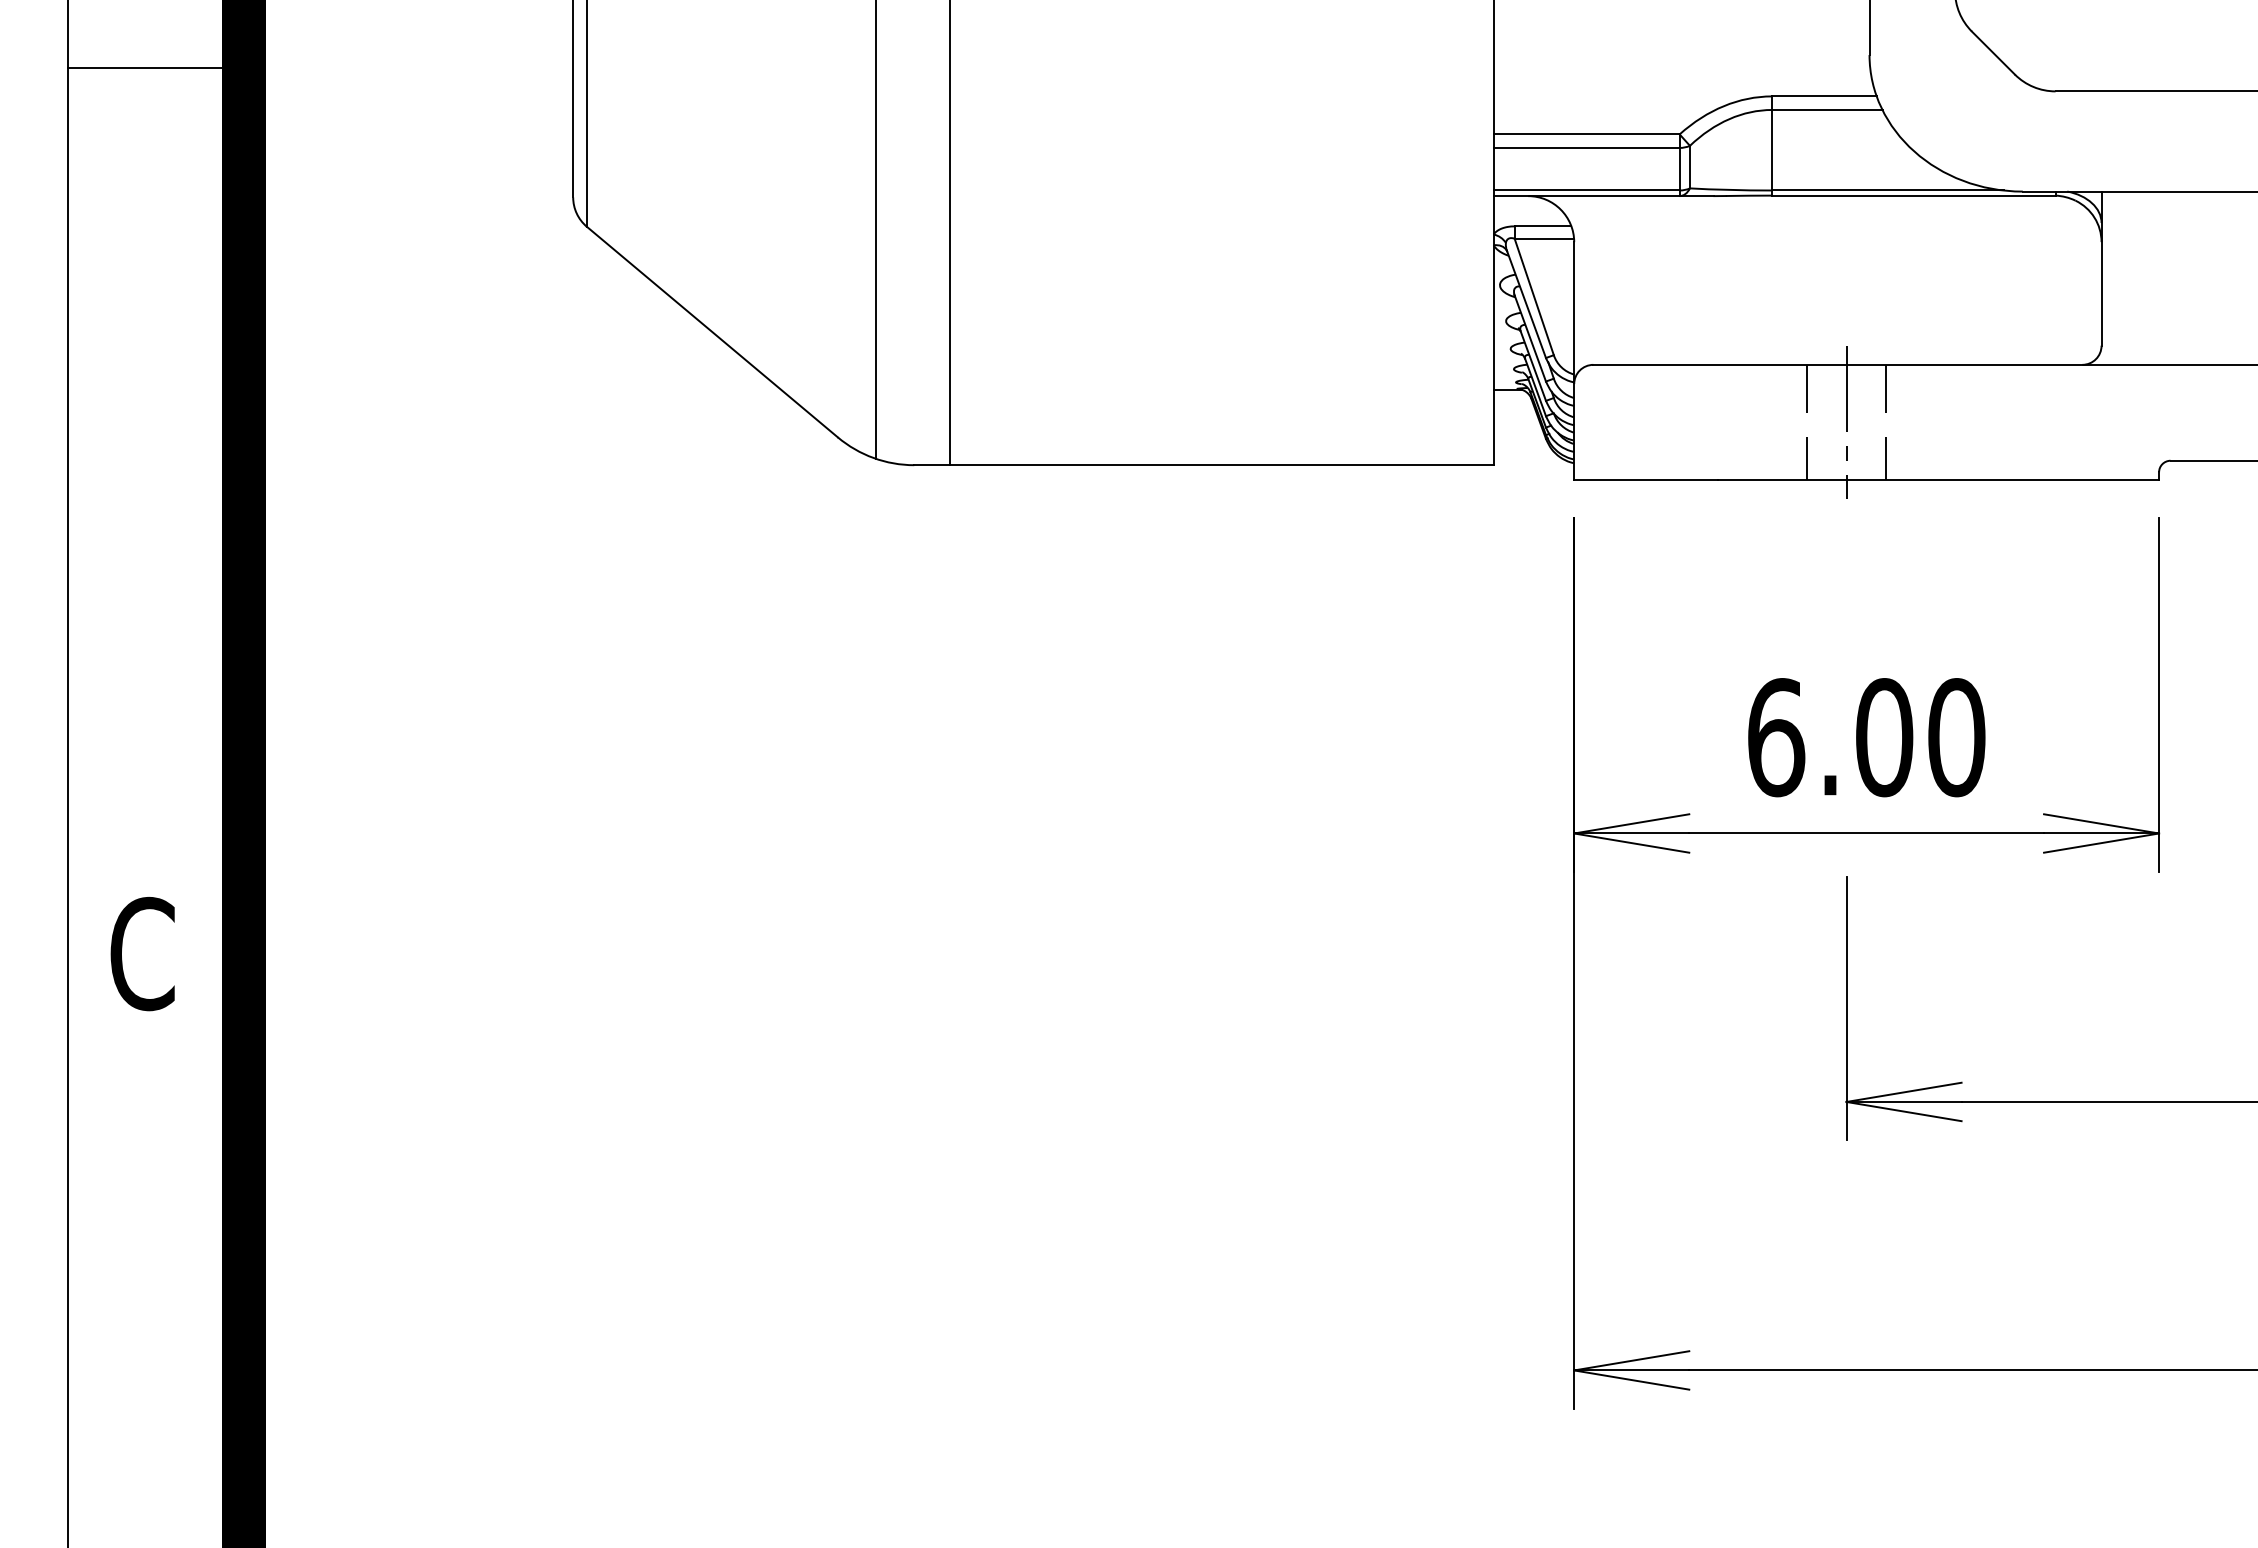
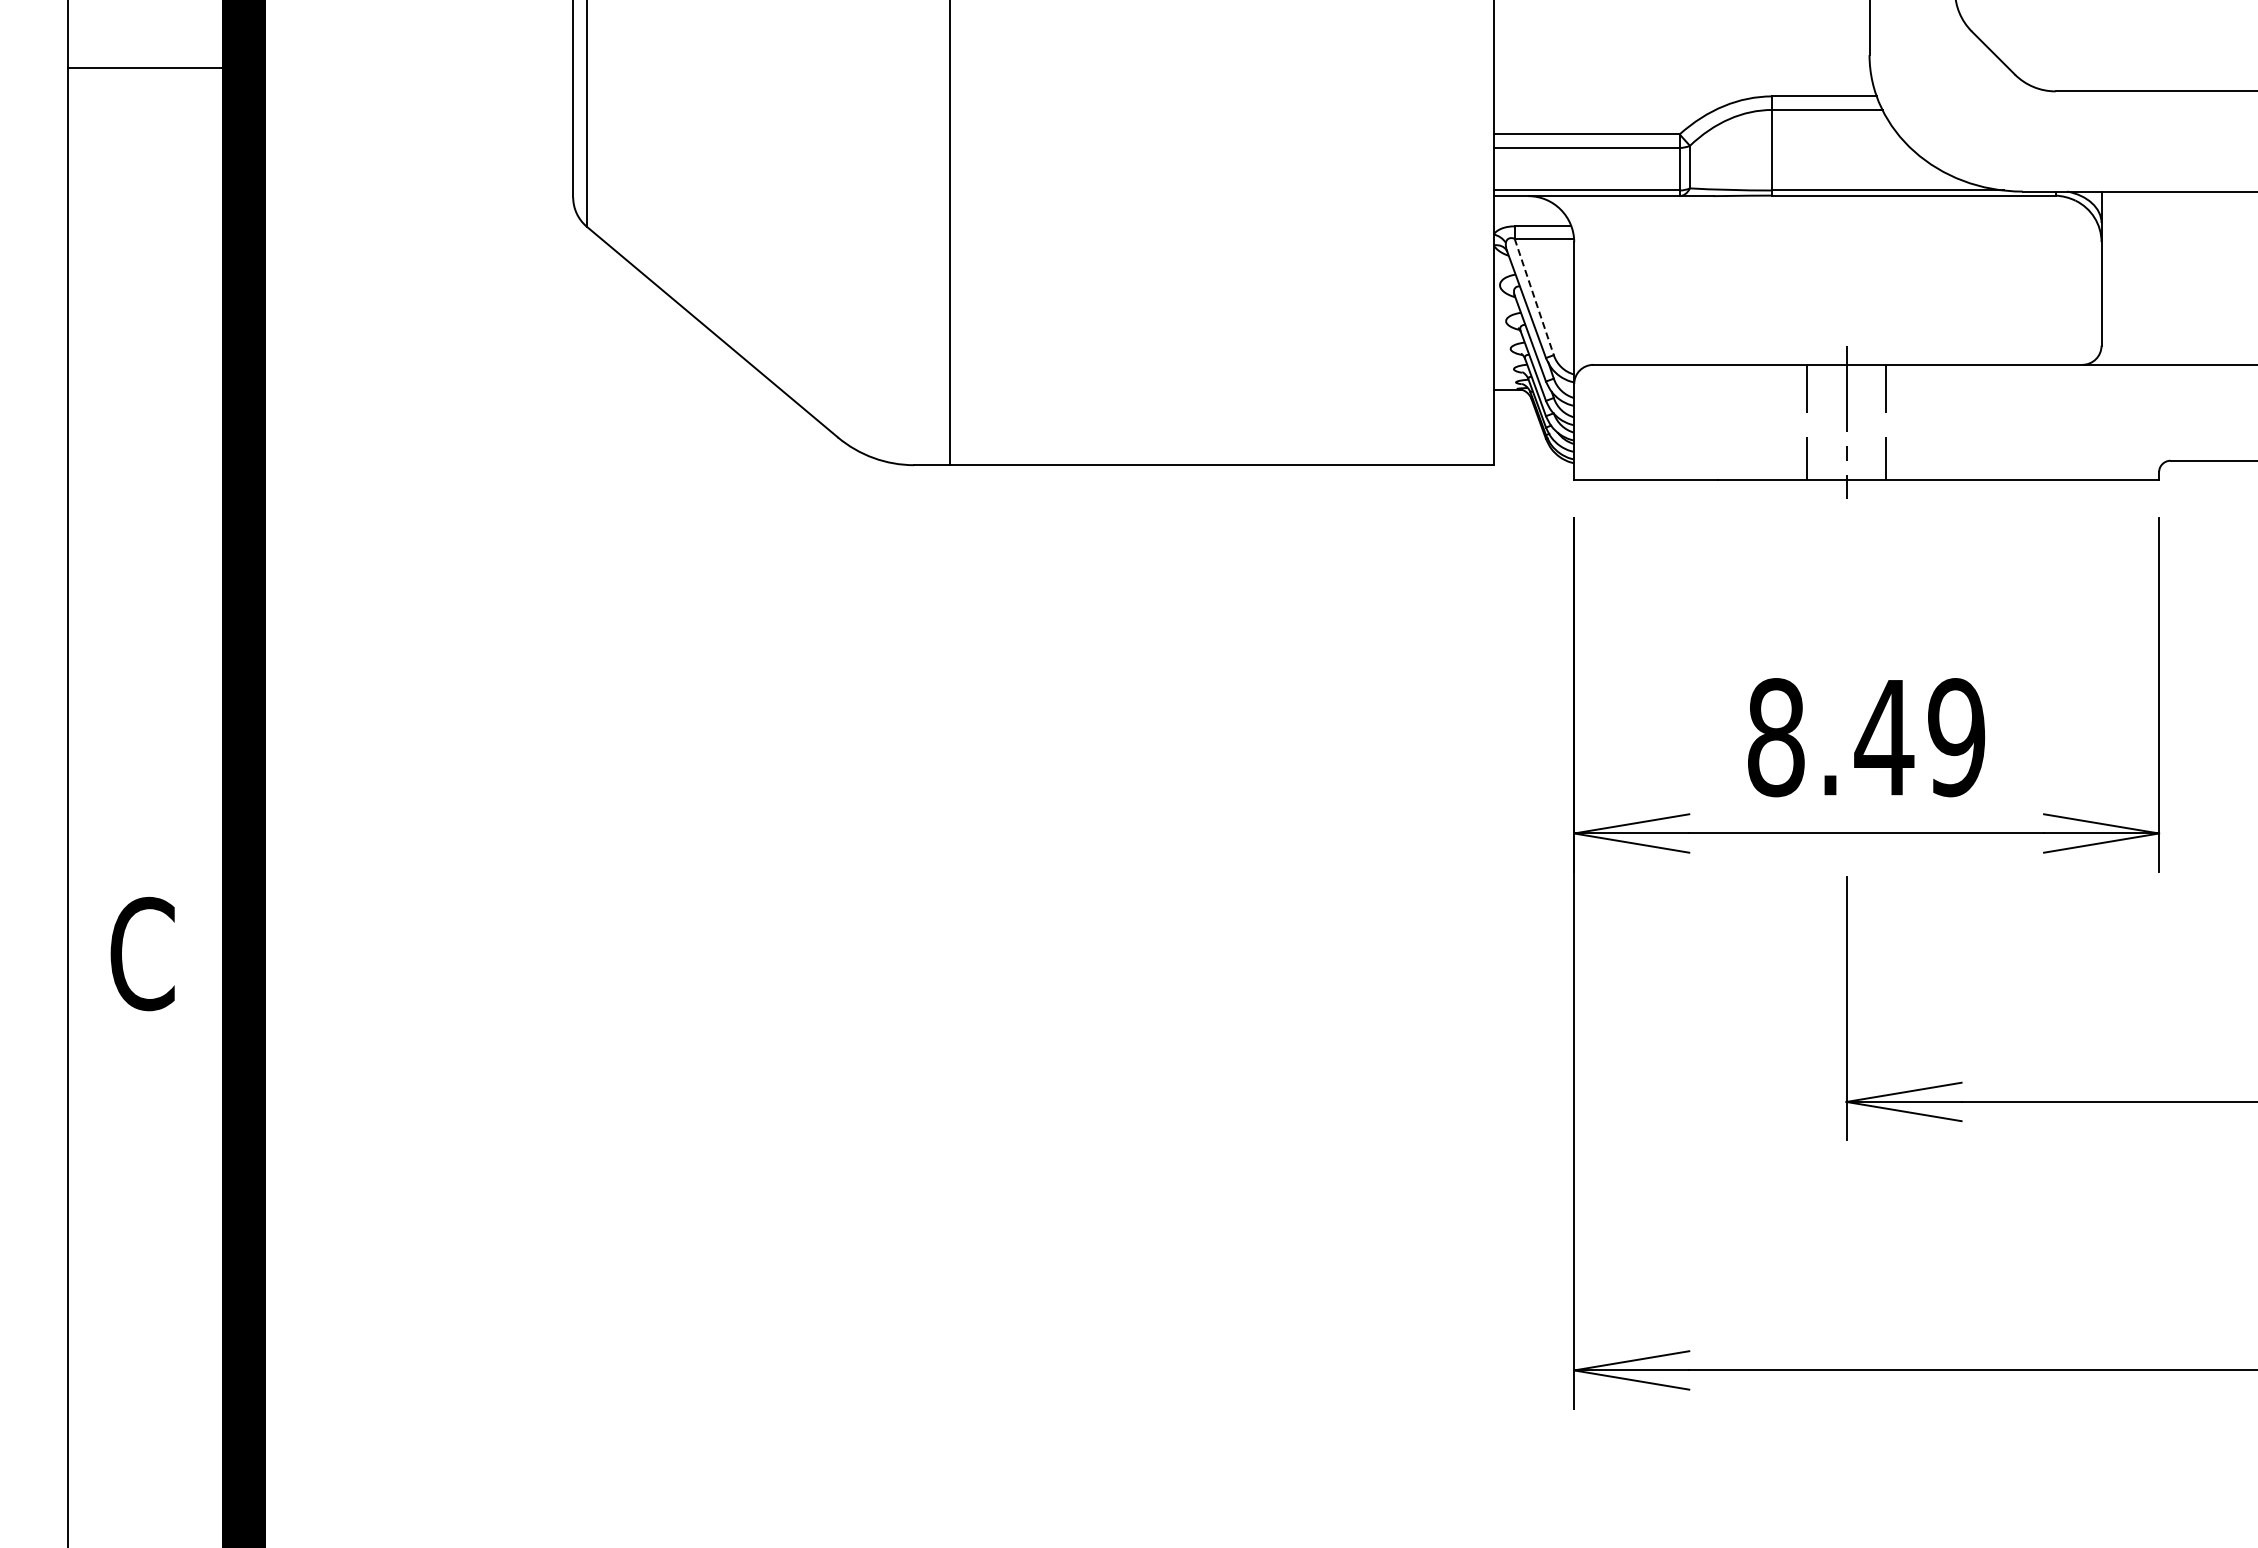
line: present -> none (876, 230)
line: solid -> dashed (1534, 297)
text: 6.00 -> 8.49 (1866, 737)
